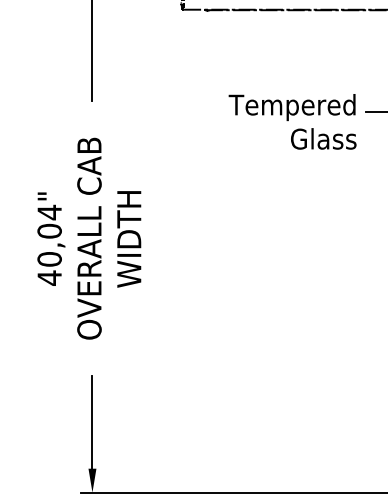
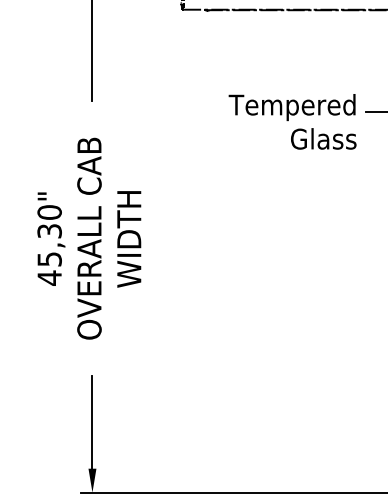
text: 40,04" -> 45,30" (49, 235)
